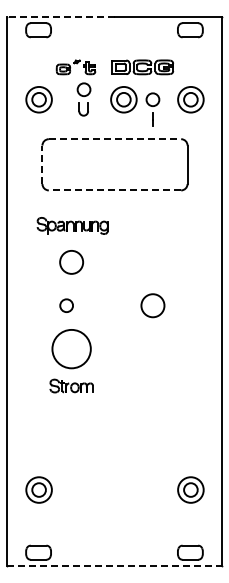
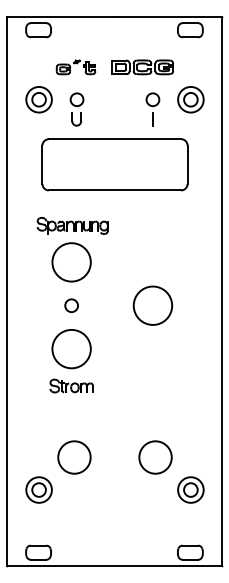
line: dashed -> solid (60, 17)
part position: (83, 99) -> (76, 109) (76, 109)
part: present -> none (123, 99)
line: dashed -> solid (115, 139)
line: dashed -> solid (42, 164)
line: dashed -> solid (114, 190)
circle diameter: 23 px -> 38 px (71, 262)
circle position: (66, 305) -> (71, 305) (71, 305)
circle diameter: 23 px -> 38 px (152, 305)
circle: none -> present (74, 457)
circle: none -> present (155, 457)
line: dashed -> solid (114, 565)
